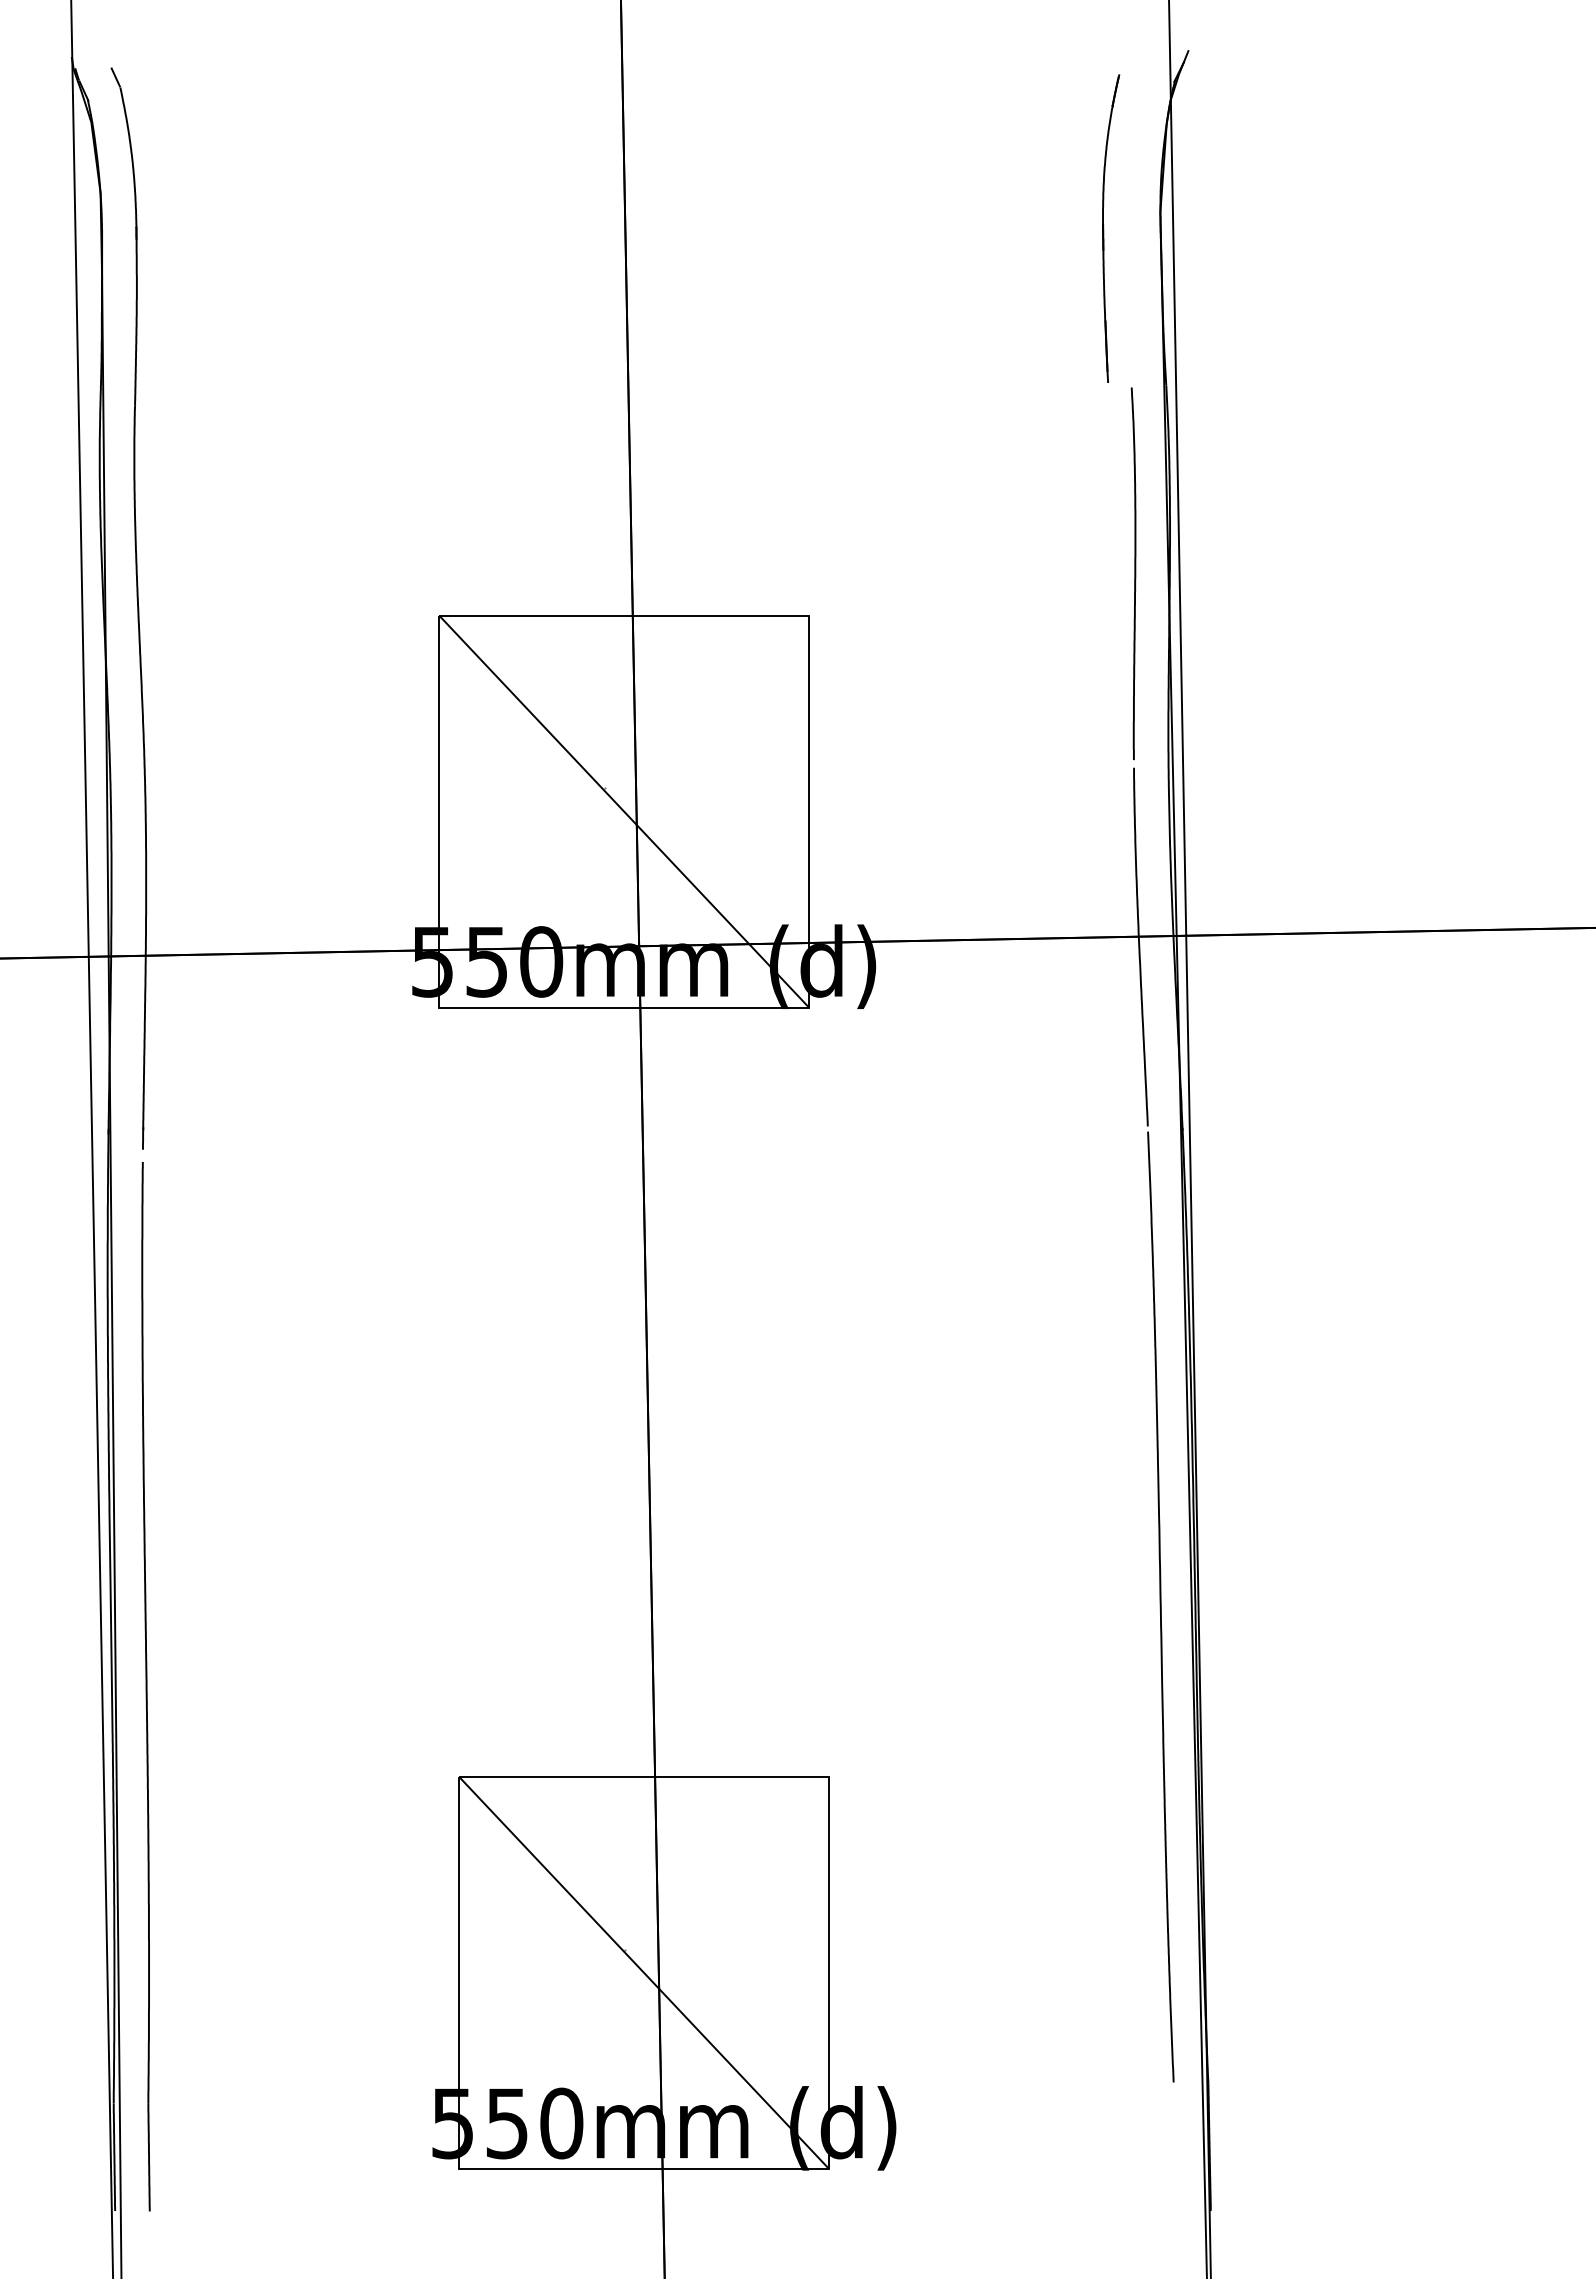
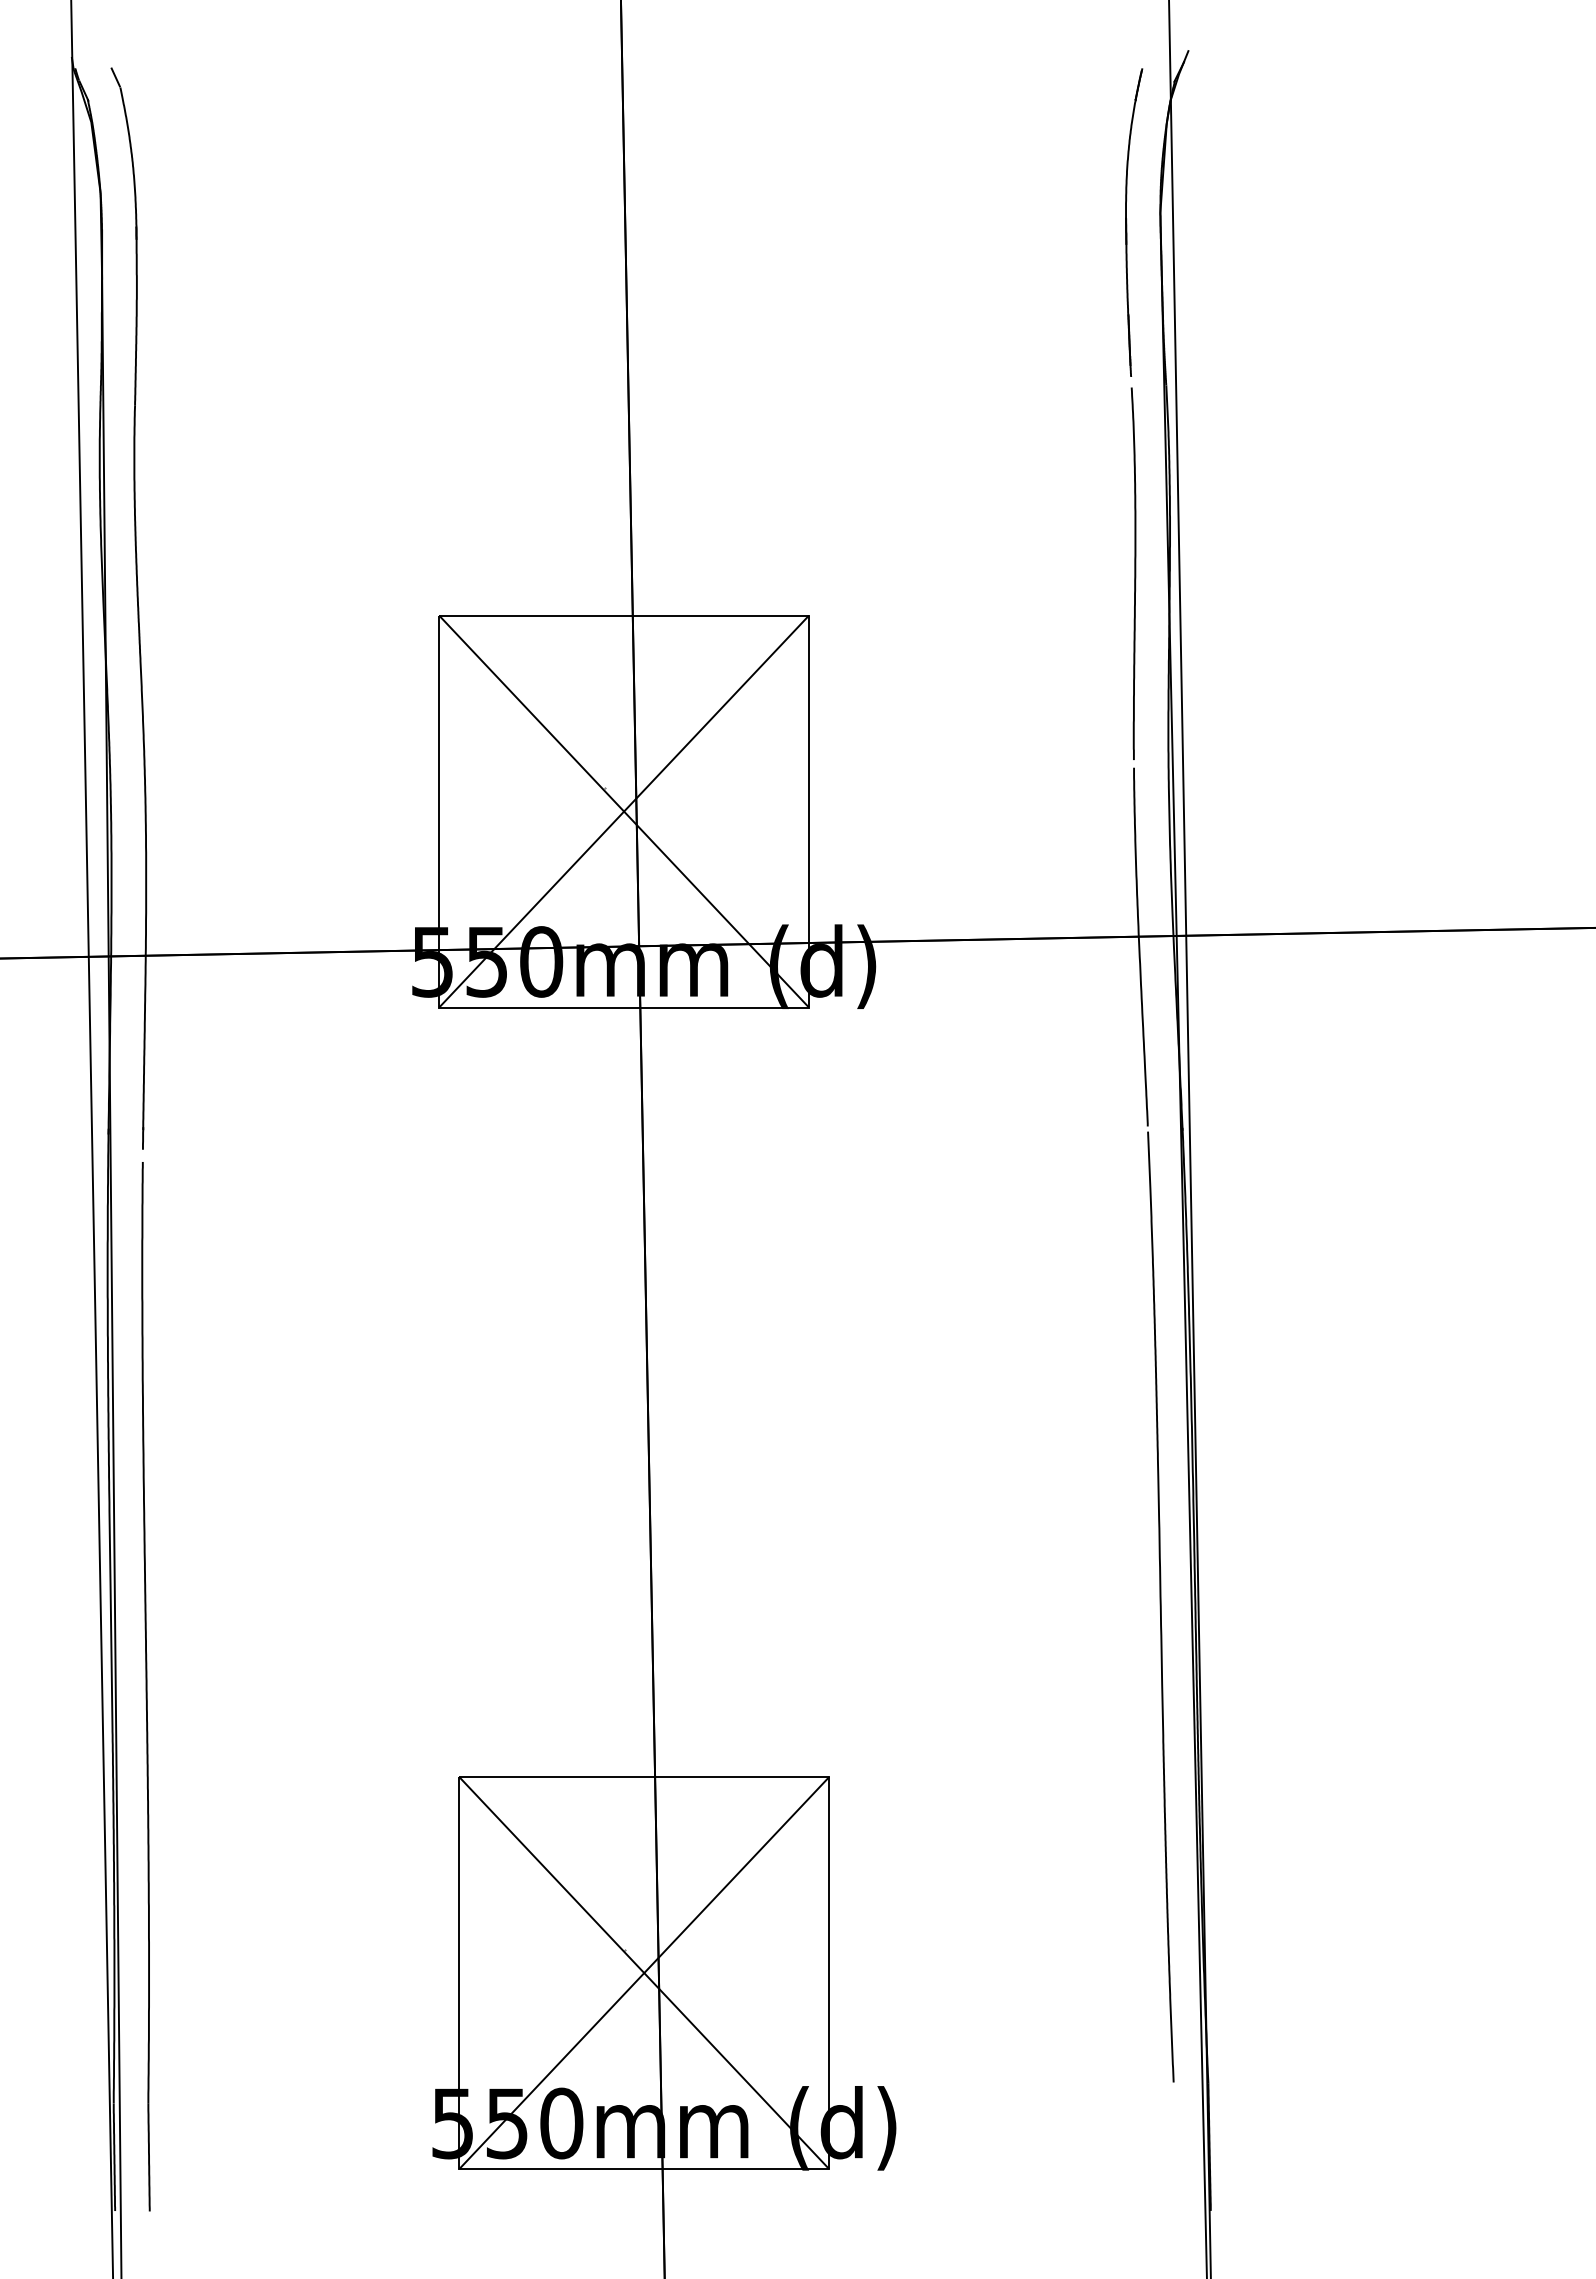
part position: (1104, 228) -> (1127, 222) (1127, 222)
line: none -> present (623, 811)
line: none -> present (644, 1973)
